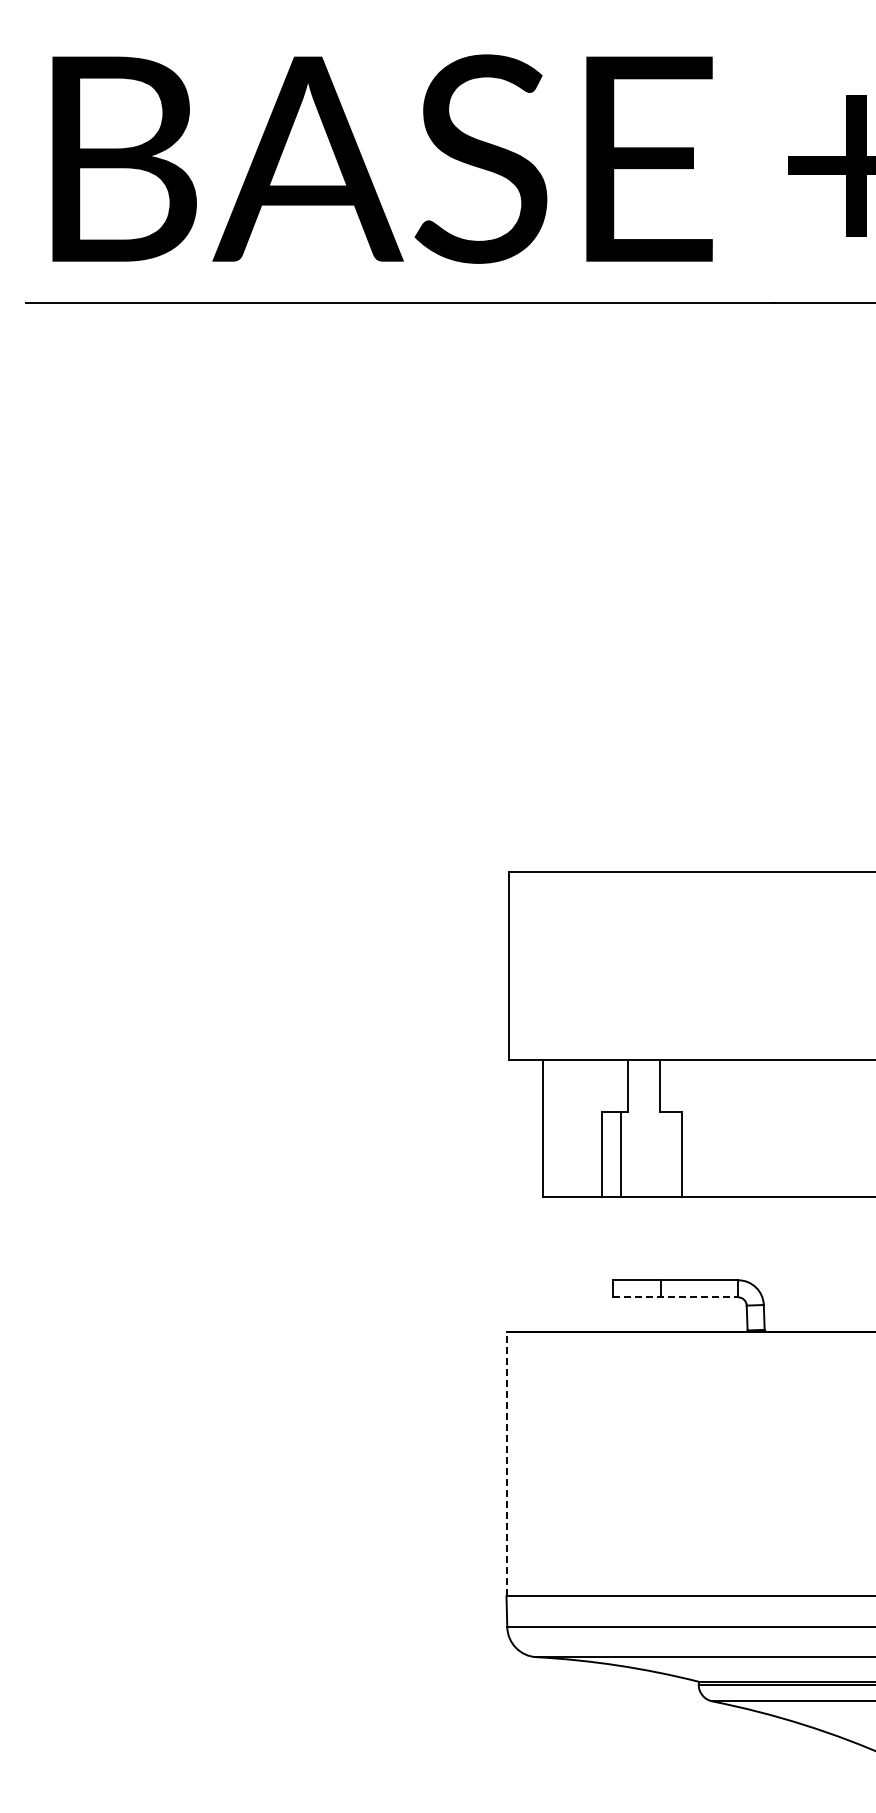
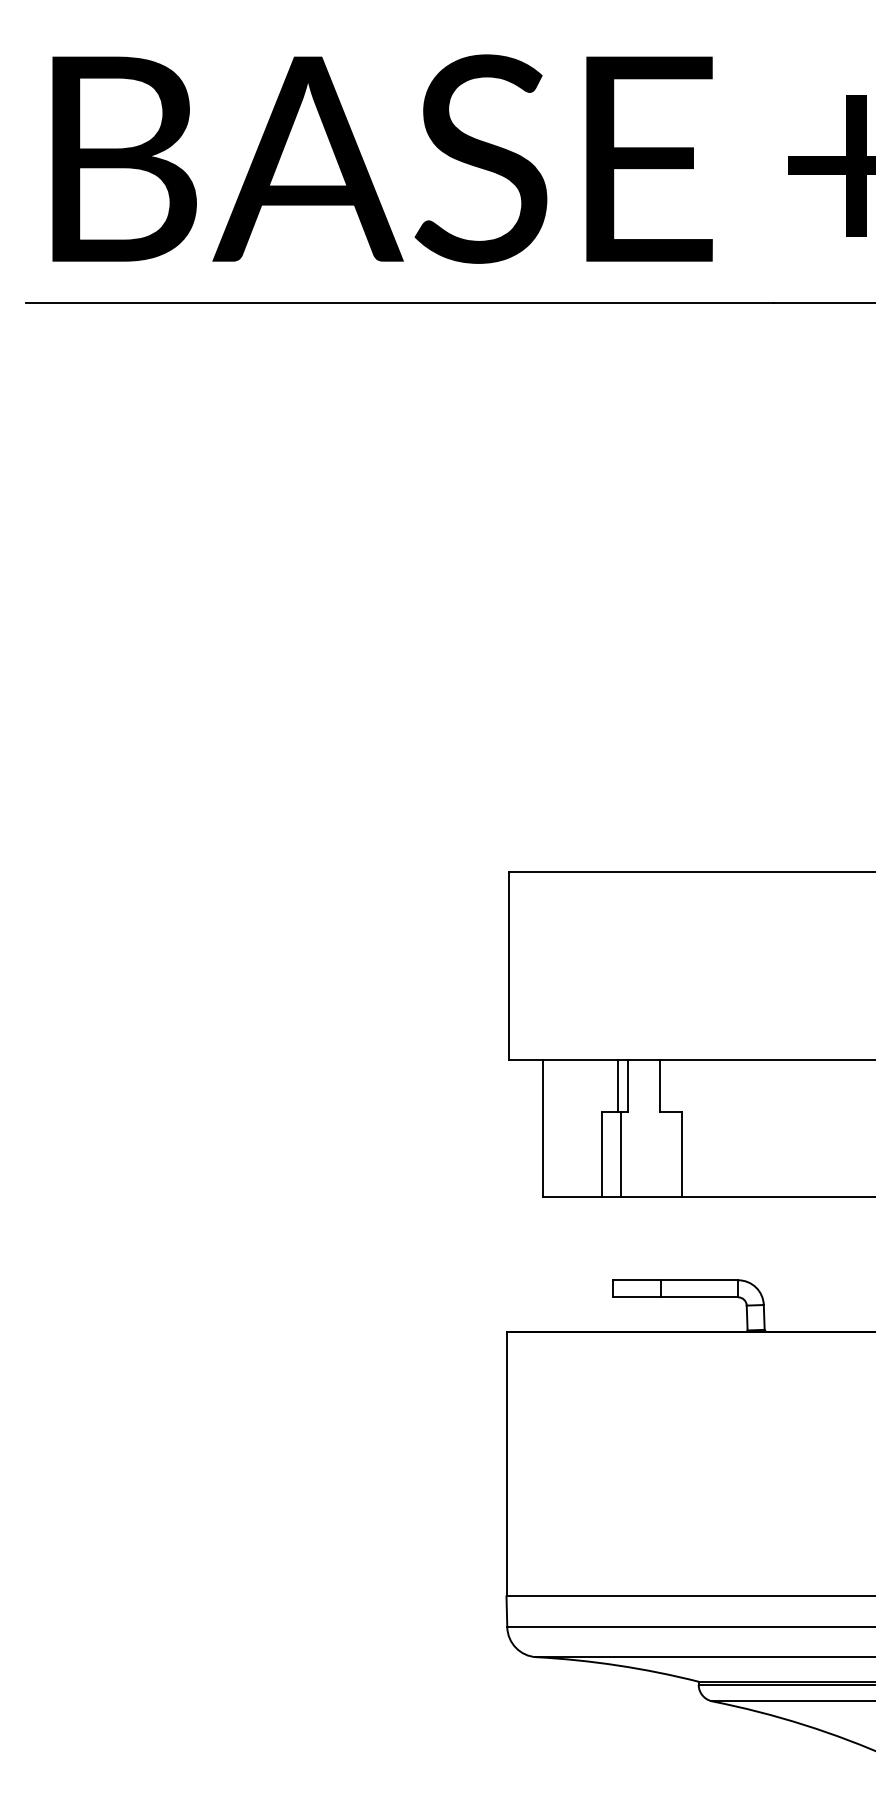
line: none -> present (617, 1085)
line: dashed -> solid (675, 1297)
line: dashed -> solid (506, 1463)
